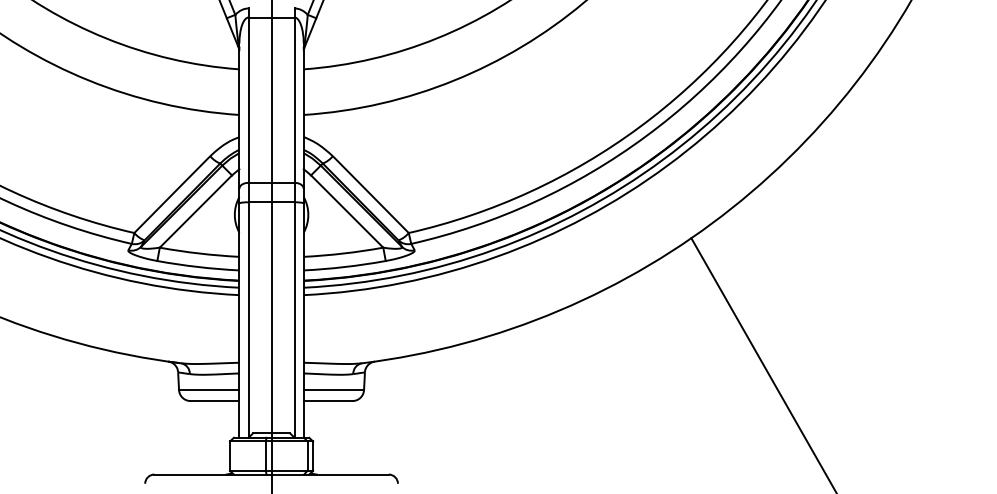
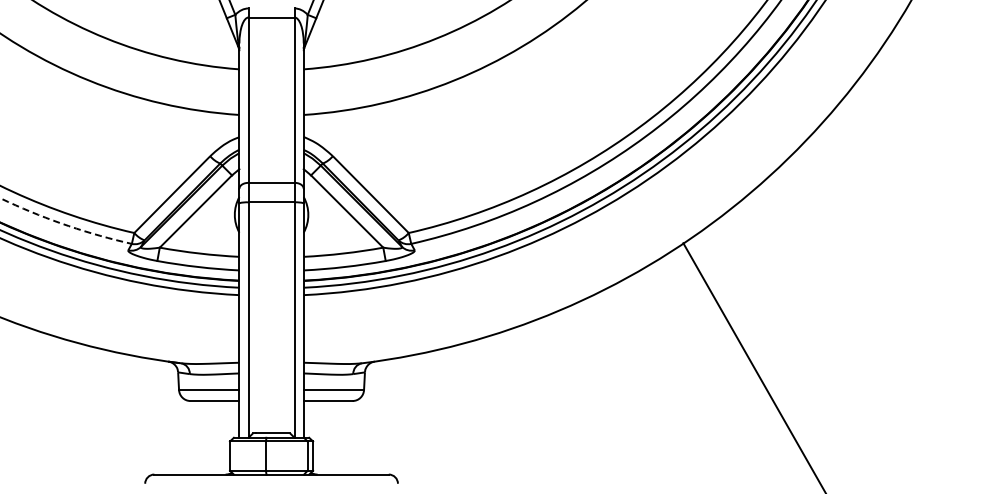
arc: solid -> dashed (65, 224)
line: present -> none (271, 246)
line position: (763, 364) -> (753, 366) (753, 366)
